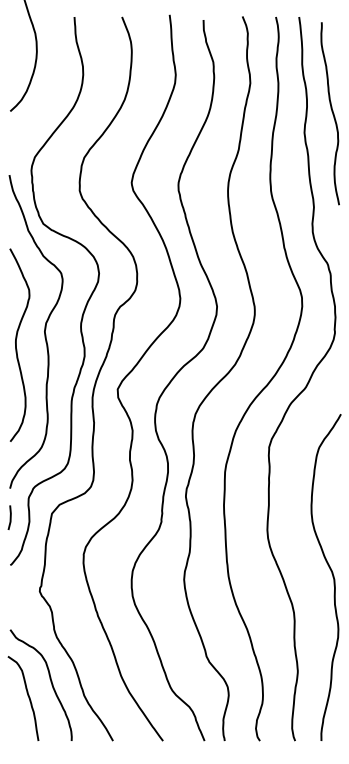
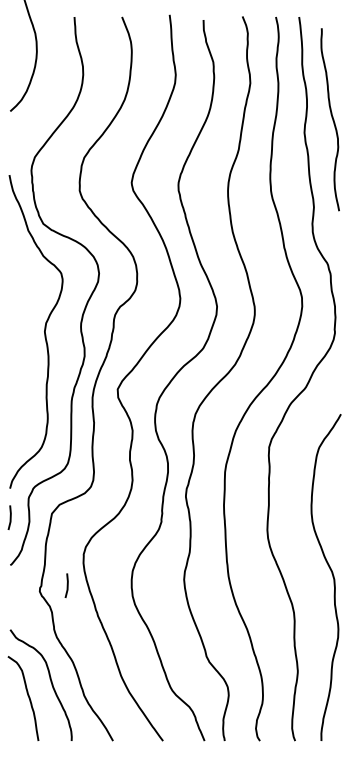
curve position: (331, 111) -> (331, 117) (331, 117)
curve: present -> none (16, 344)
line: none -> present (66, 585)
